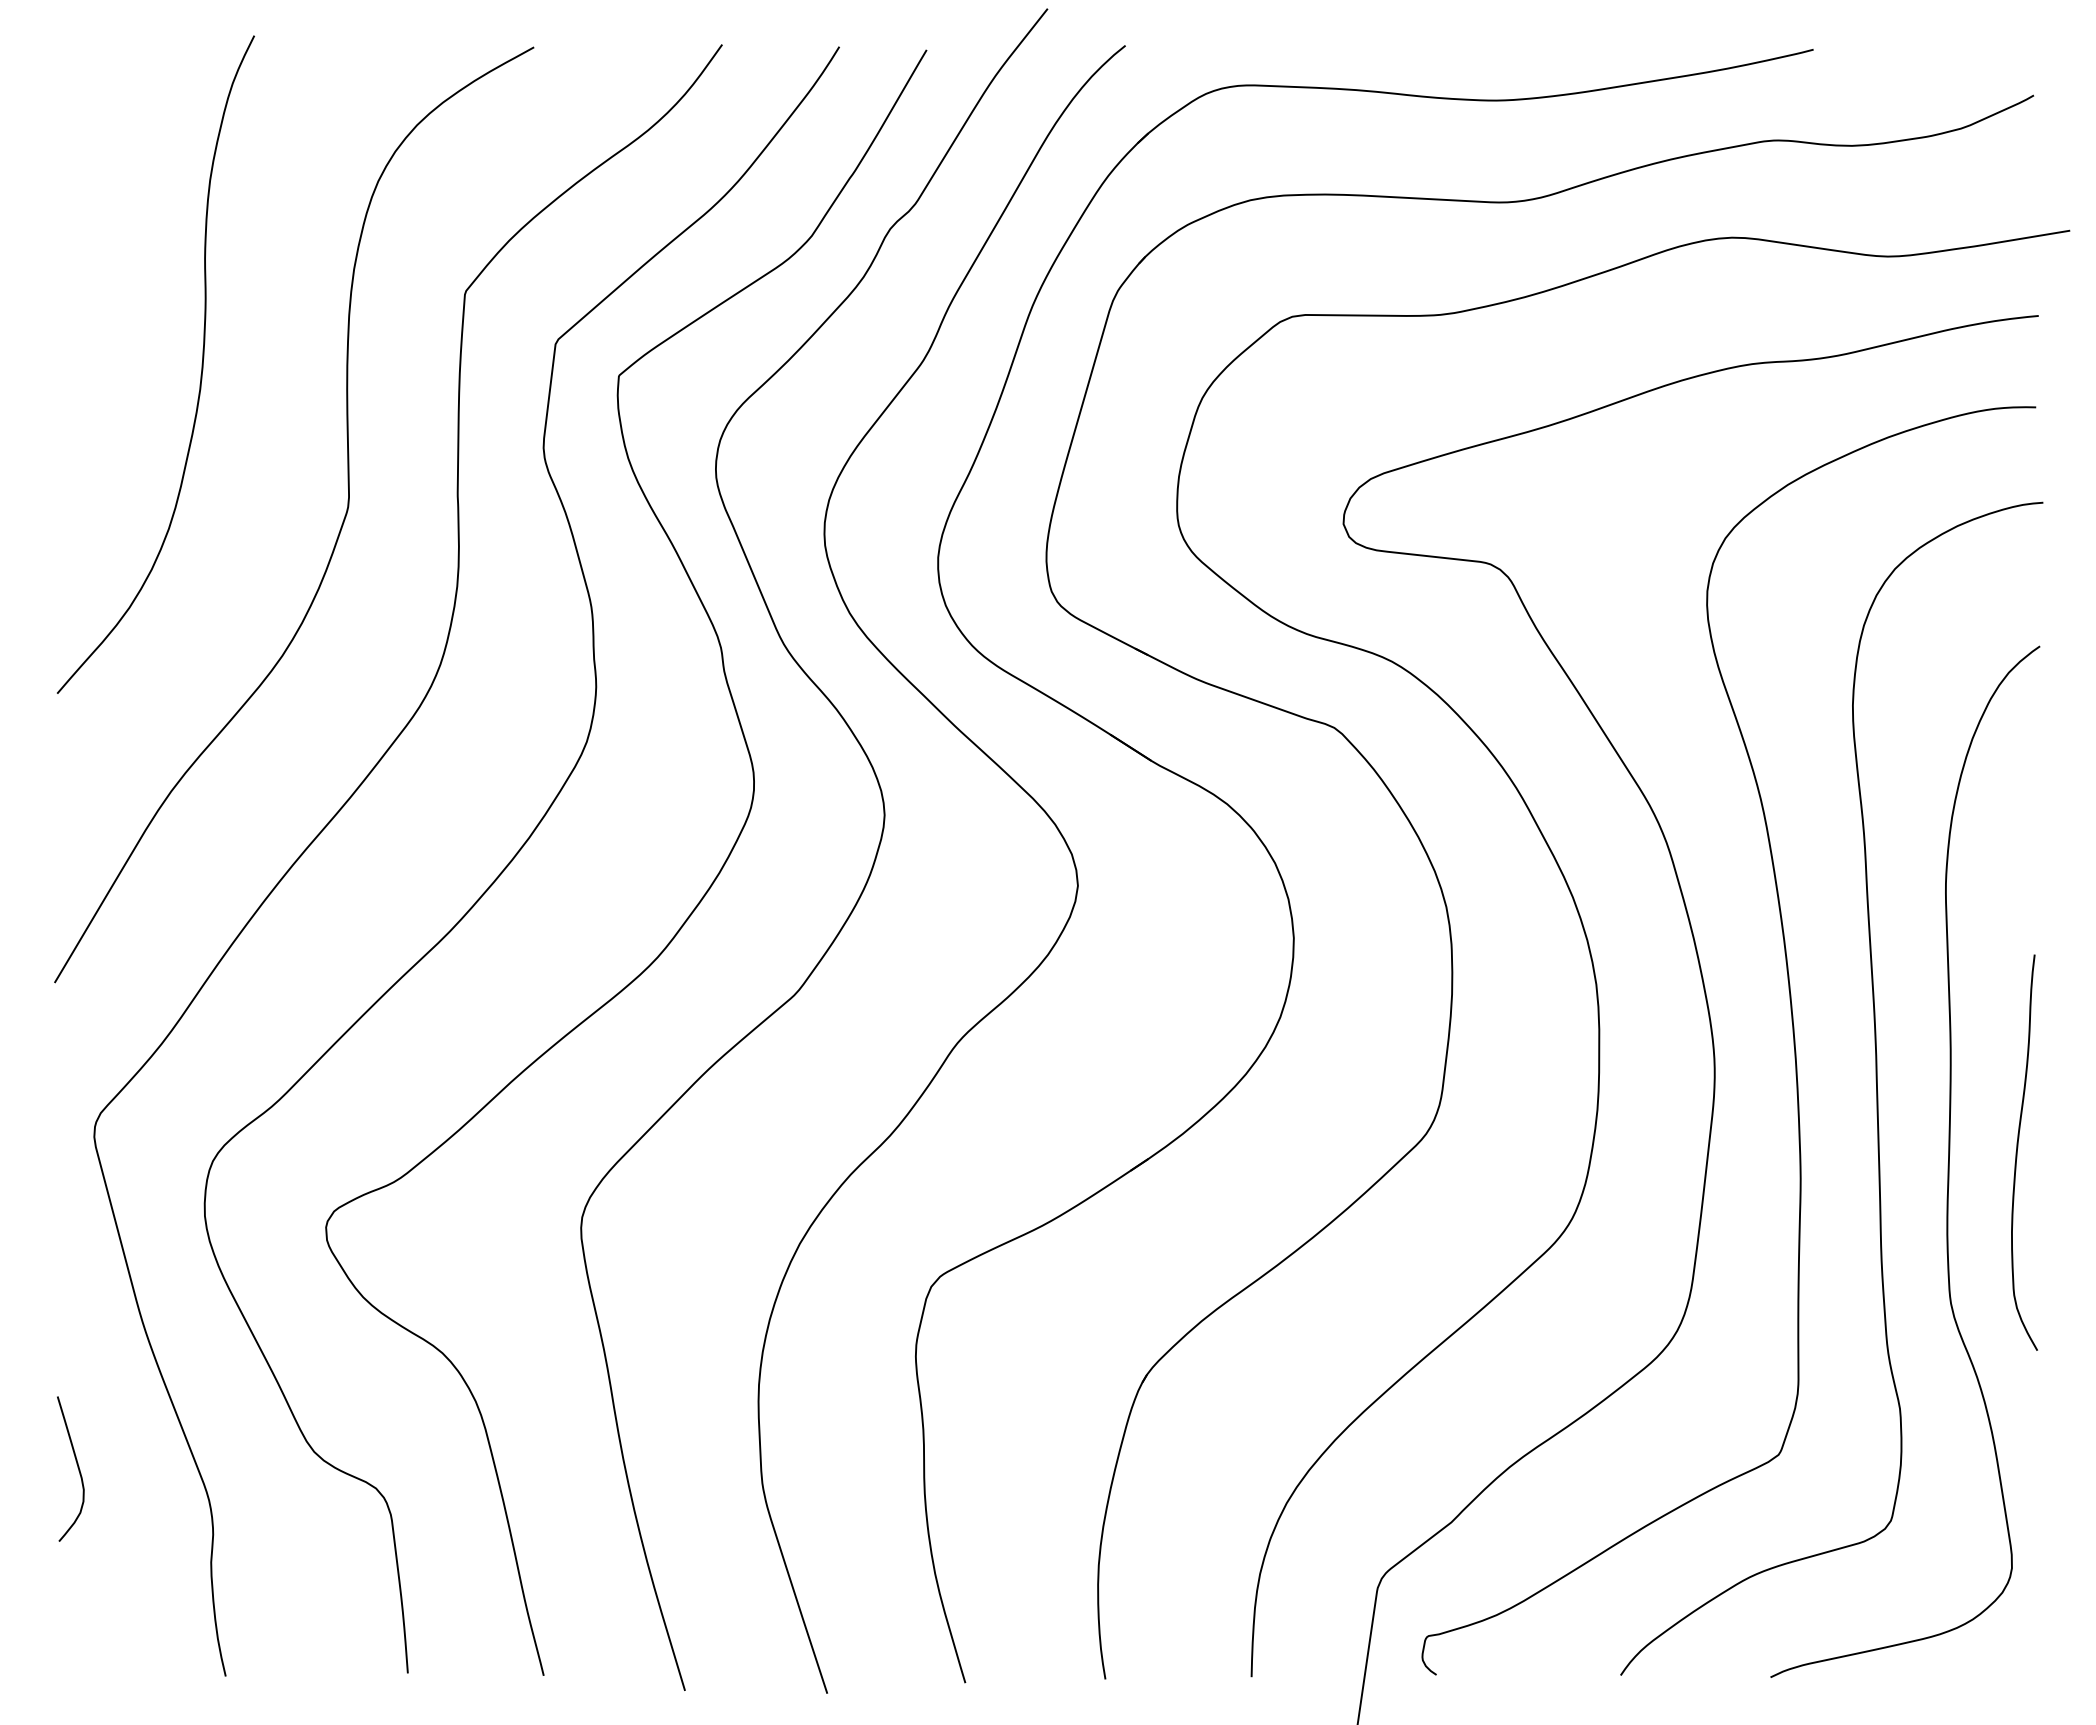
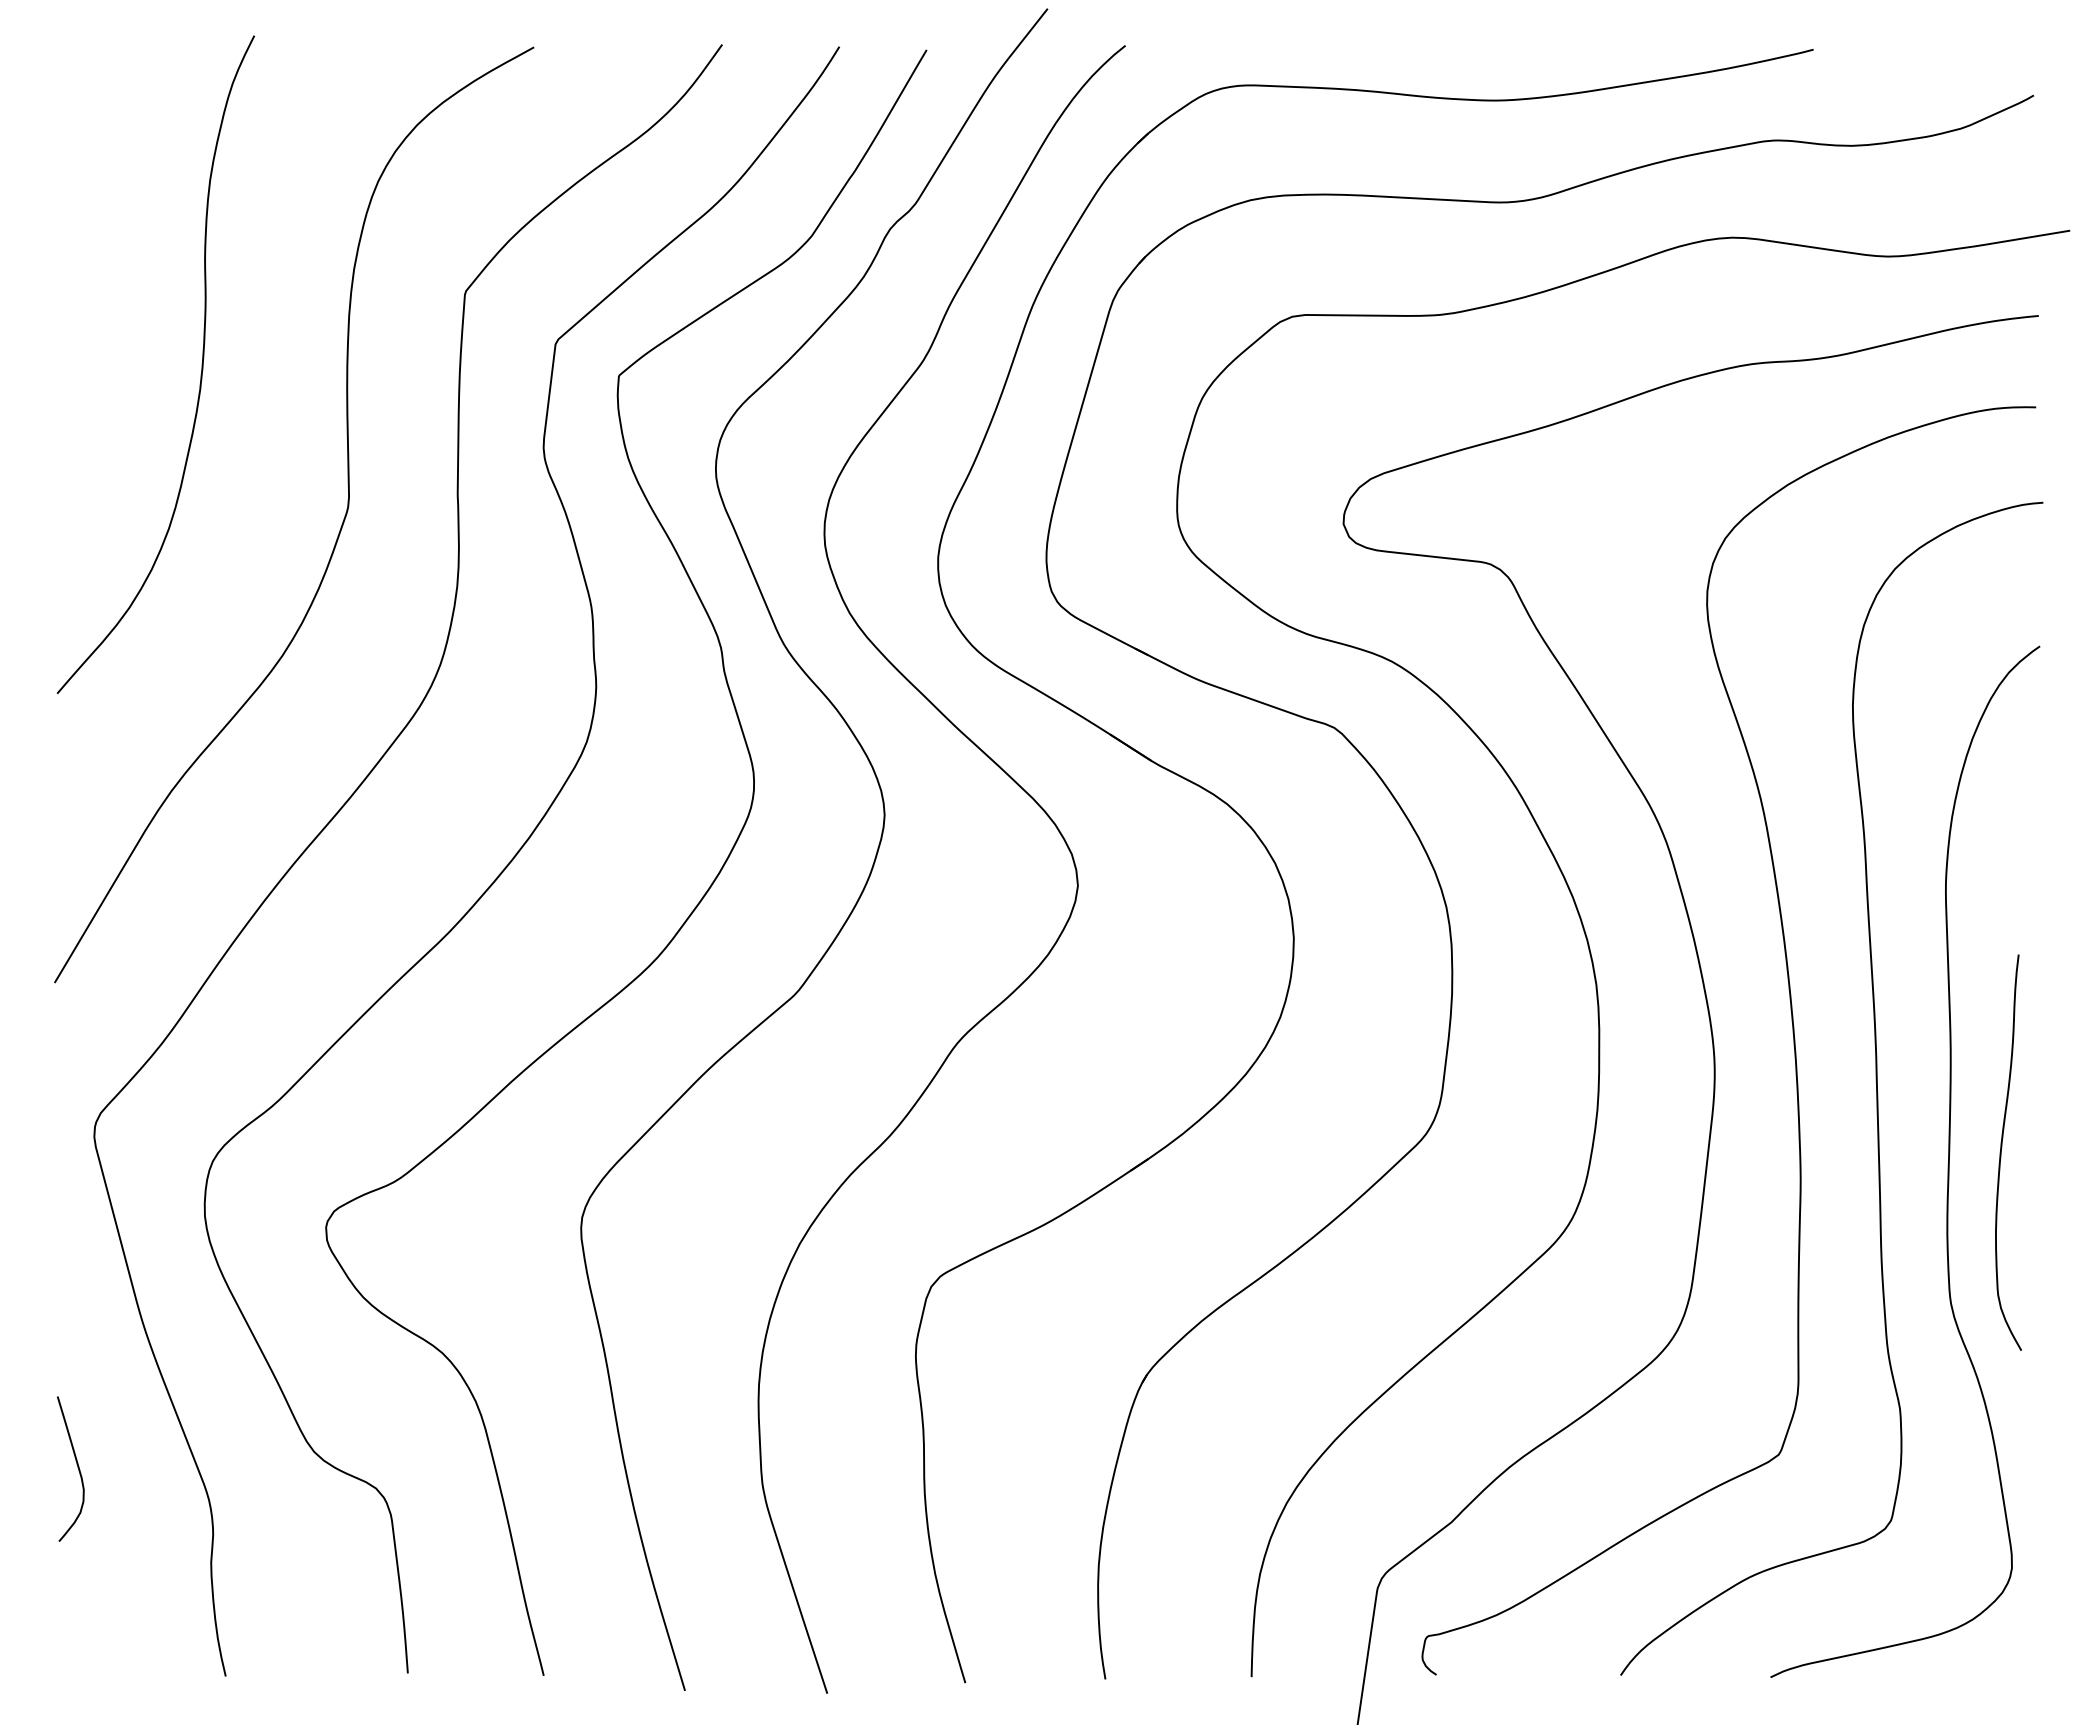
curve position: (2017, 1152) -> (2001, 1152) (2001, 1152)
